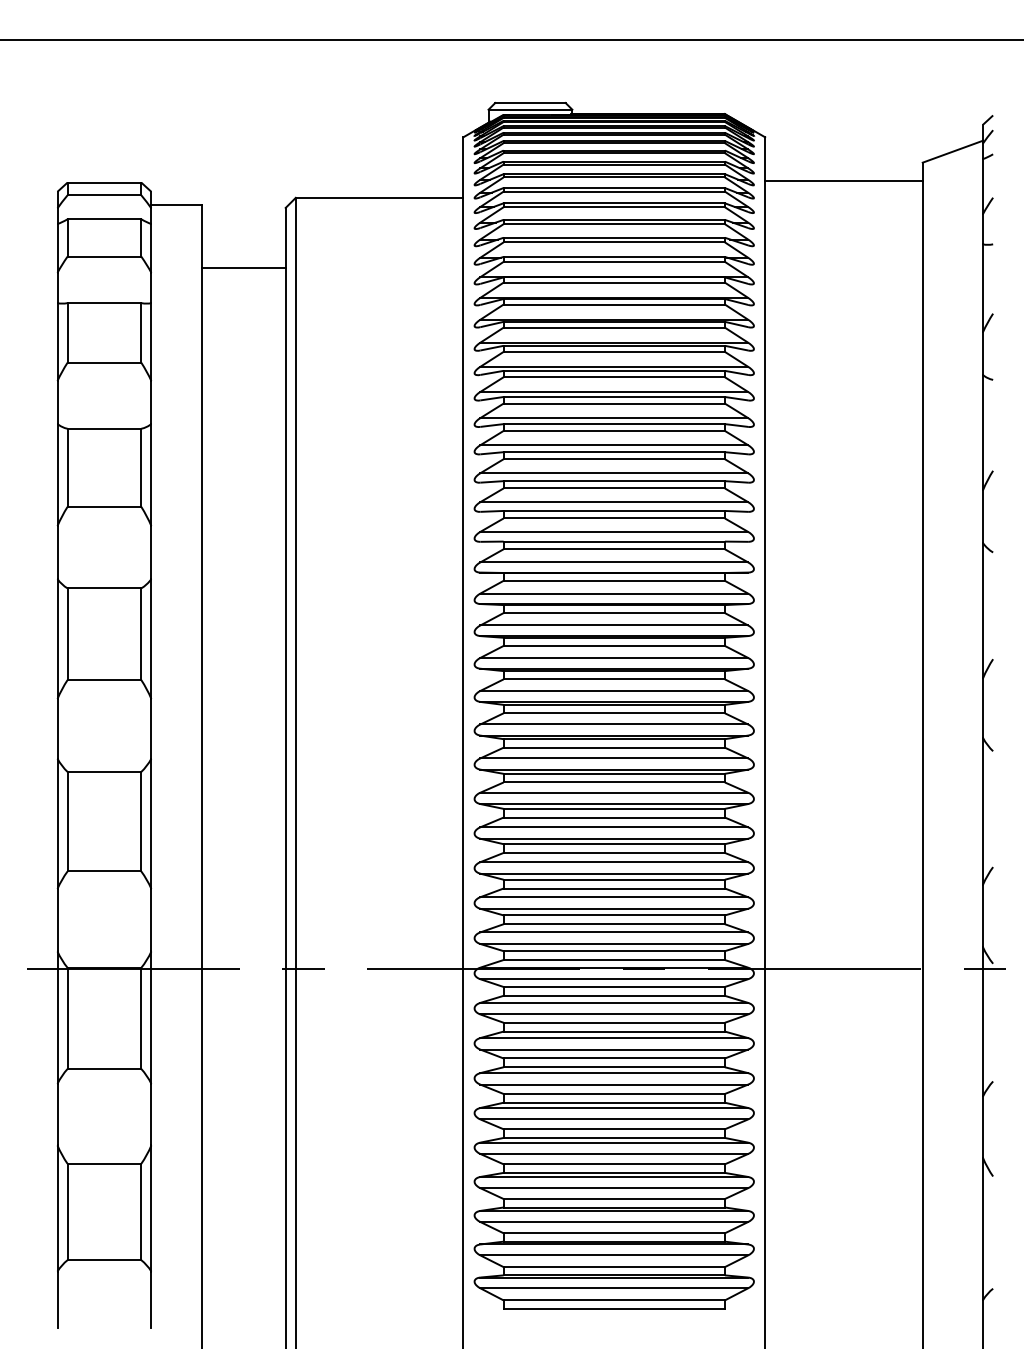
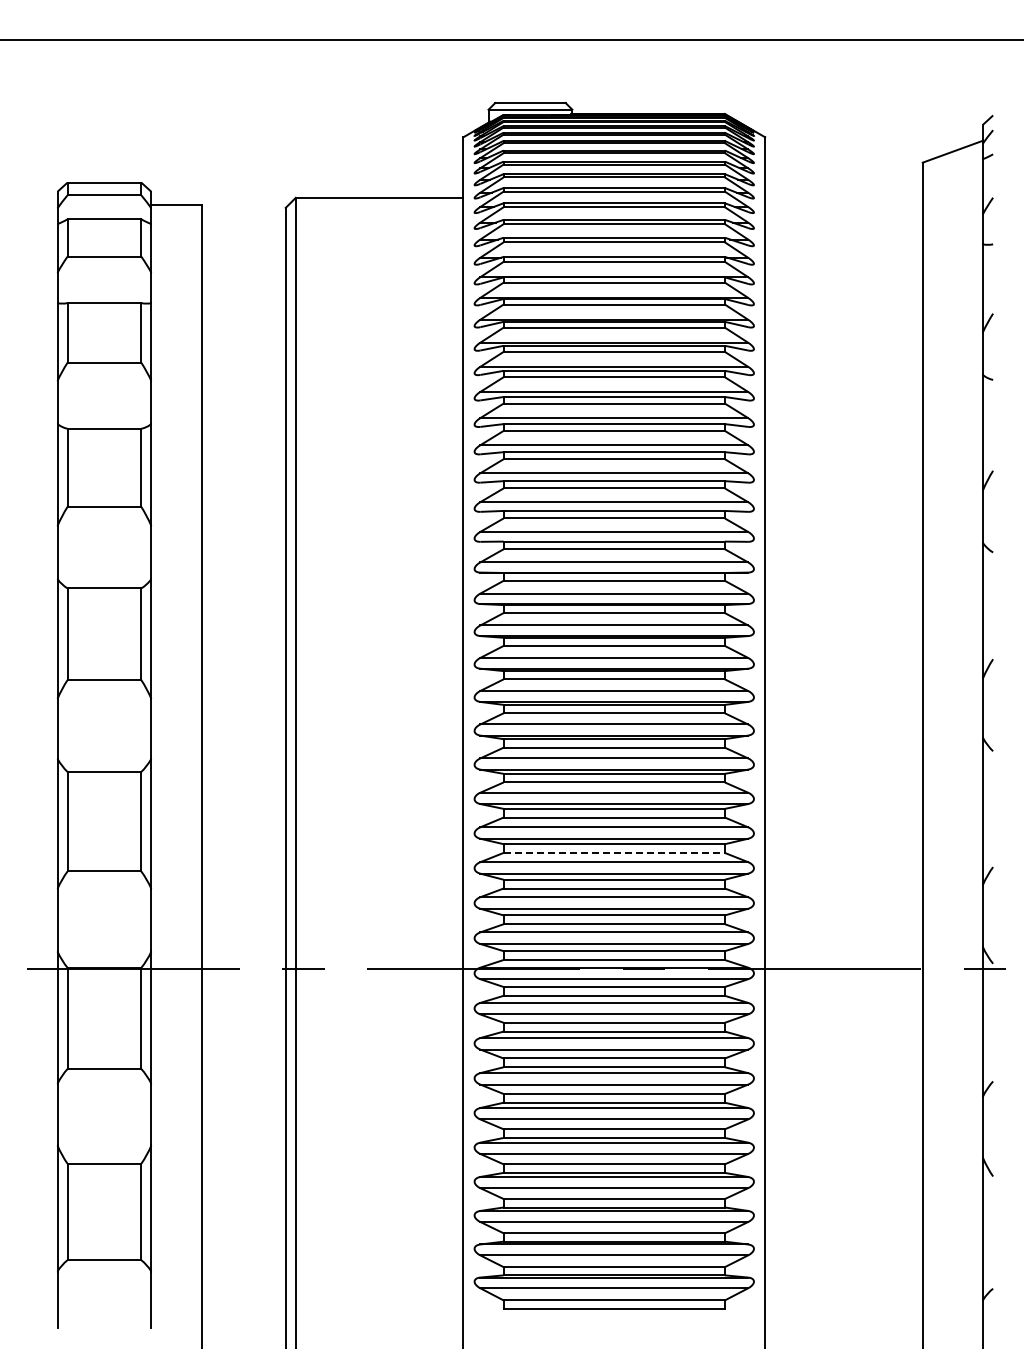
line: present -> none (843, 181)
line: present -> none (243, 268)
line: solid -> dashed (614, 852)
